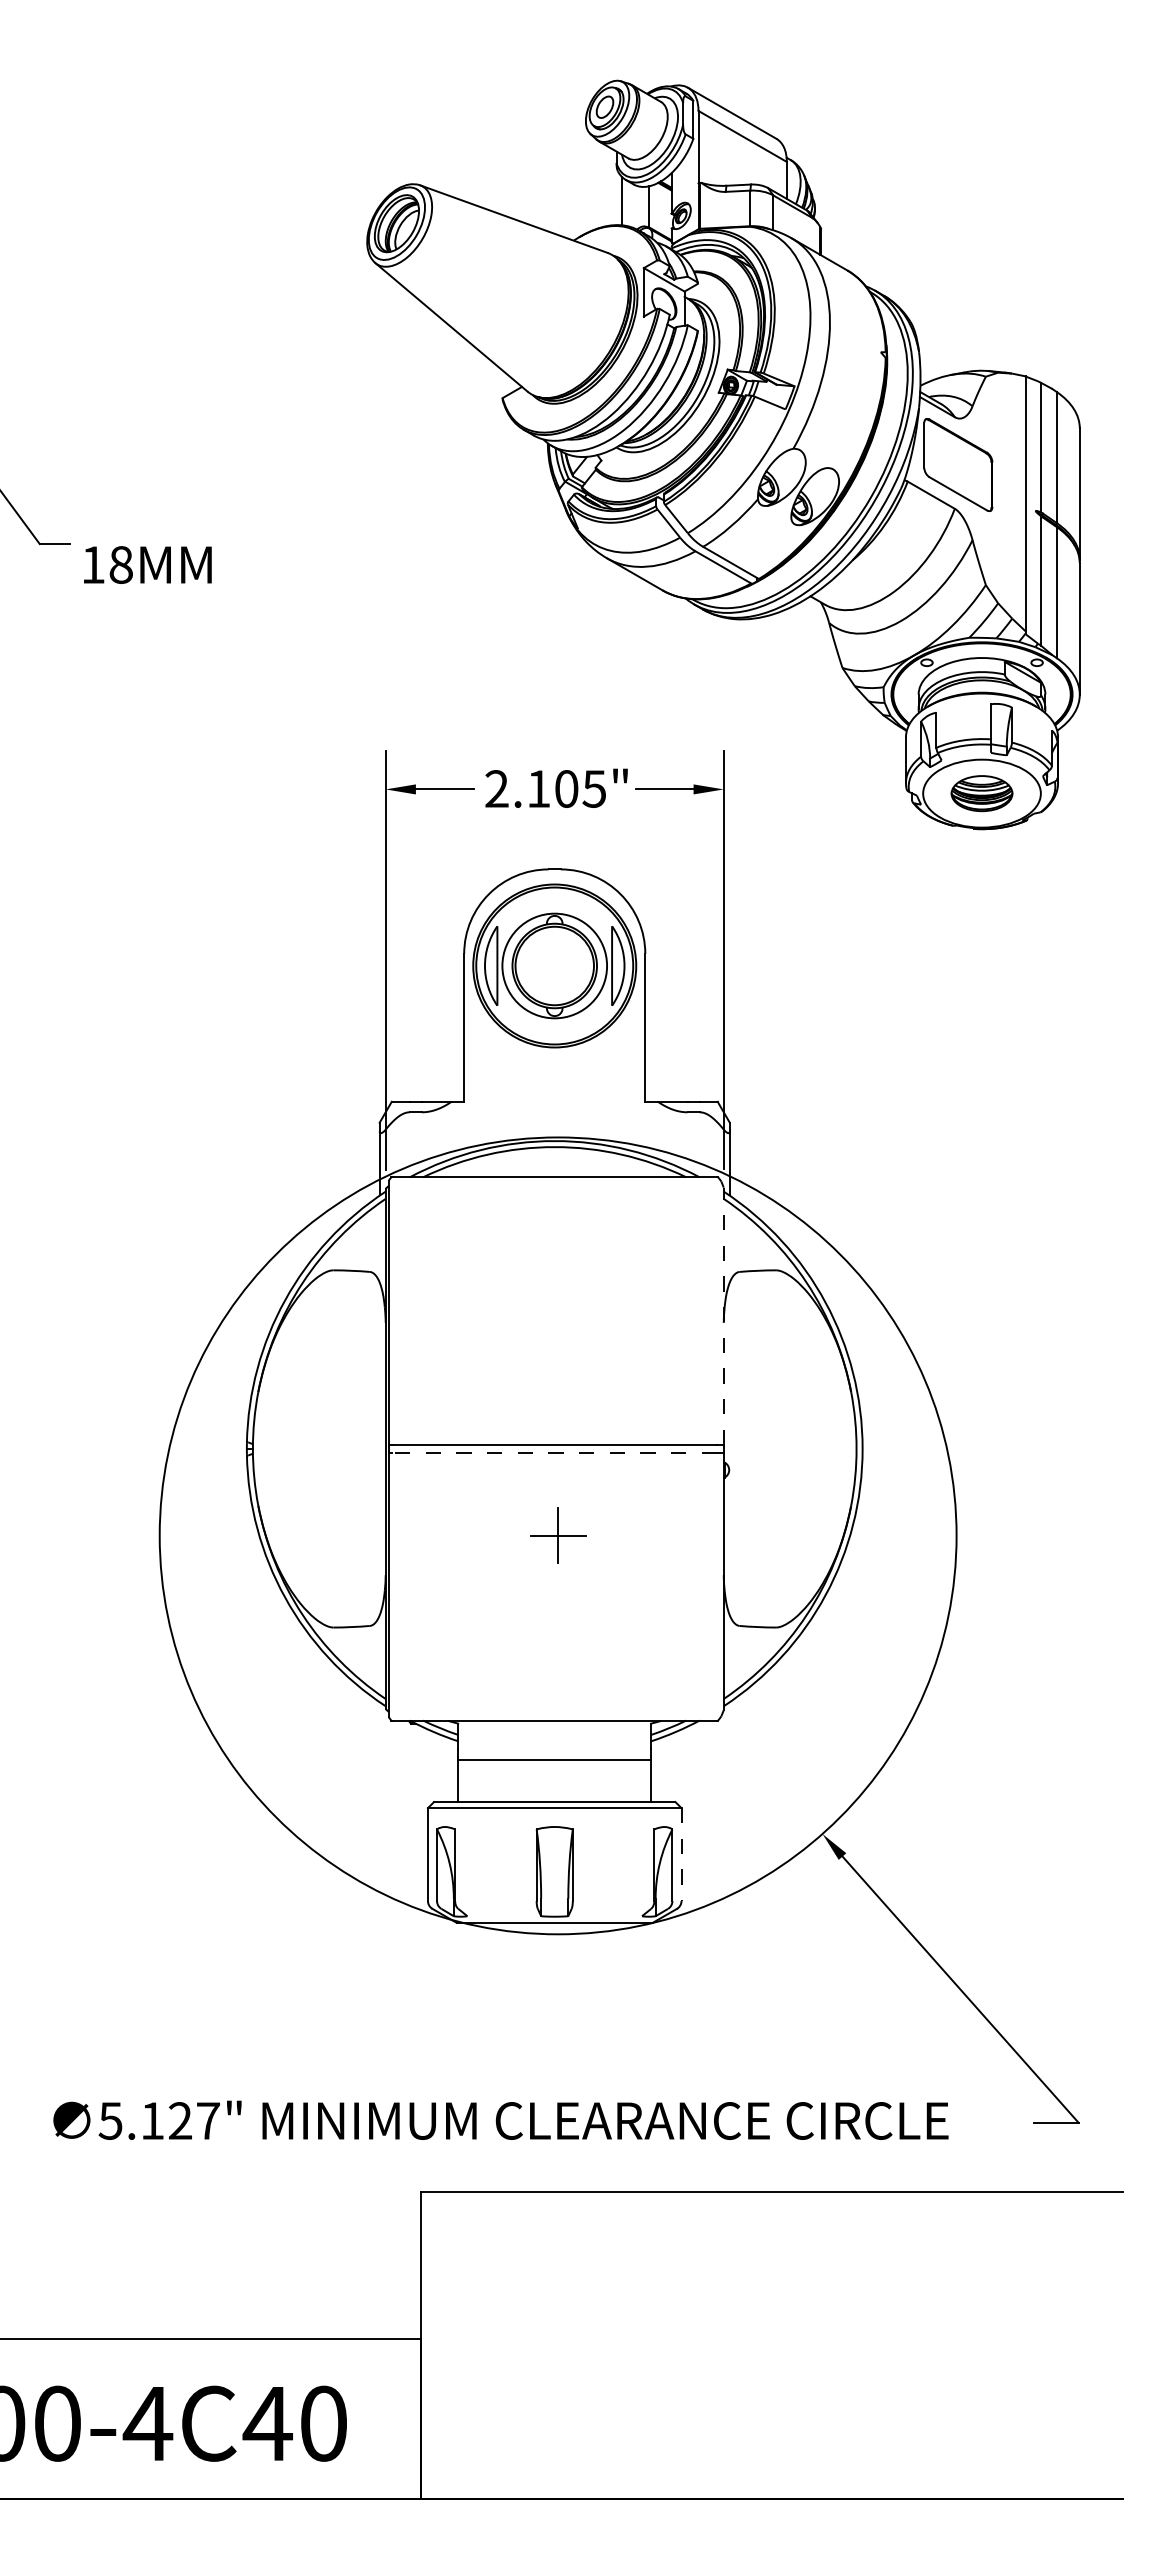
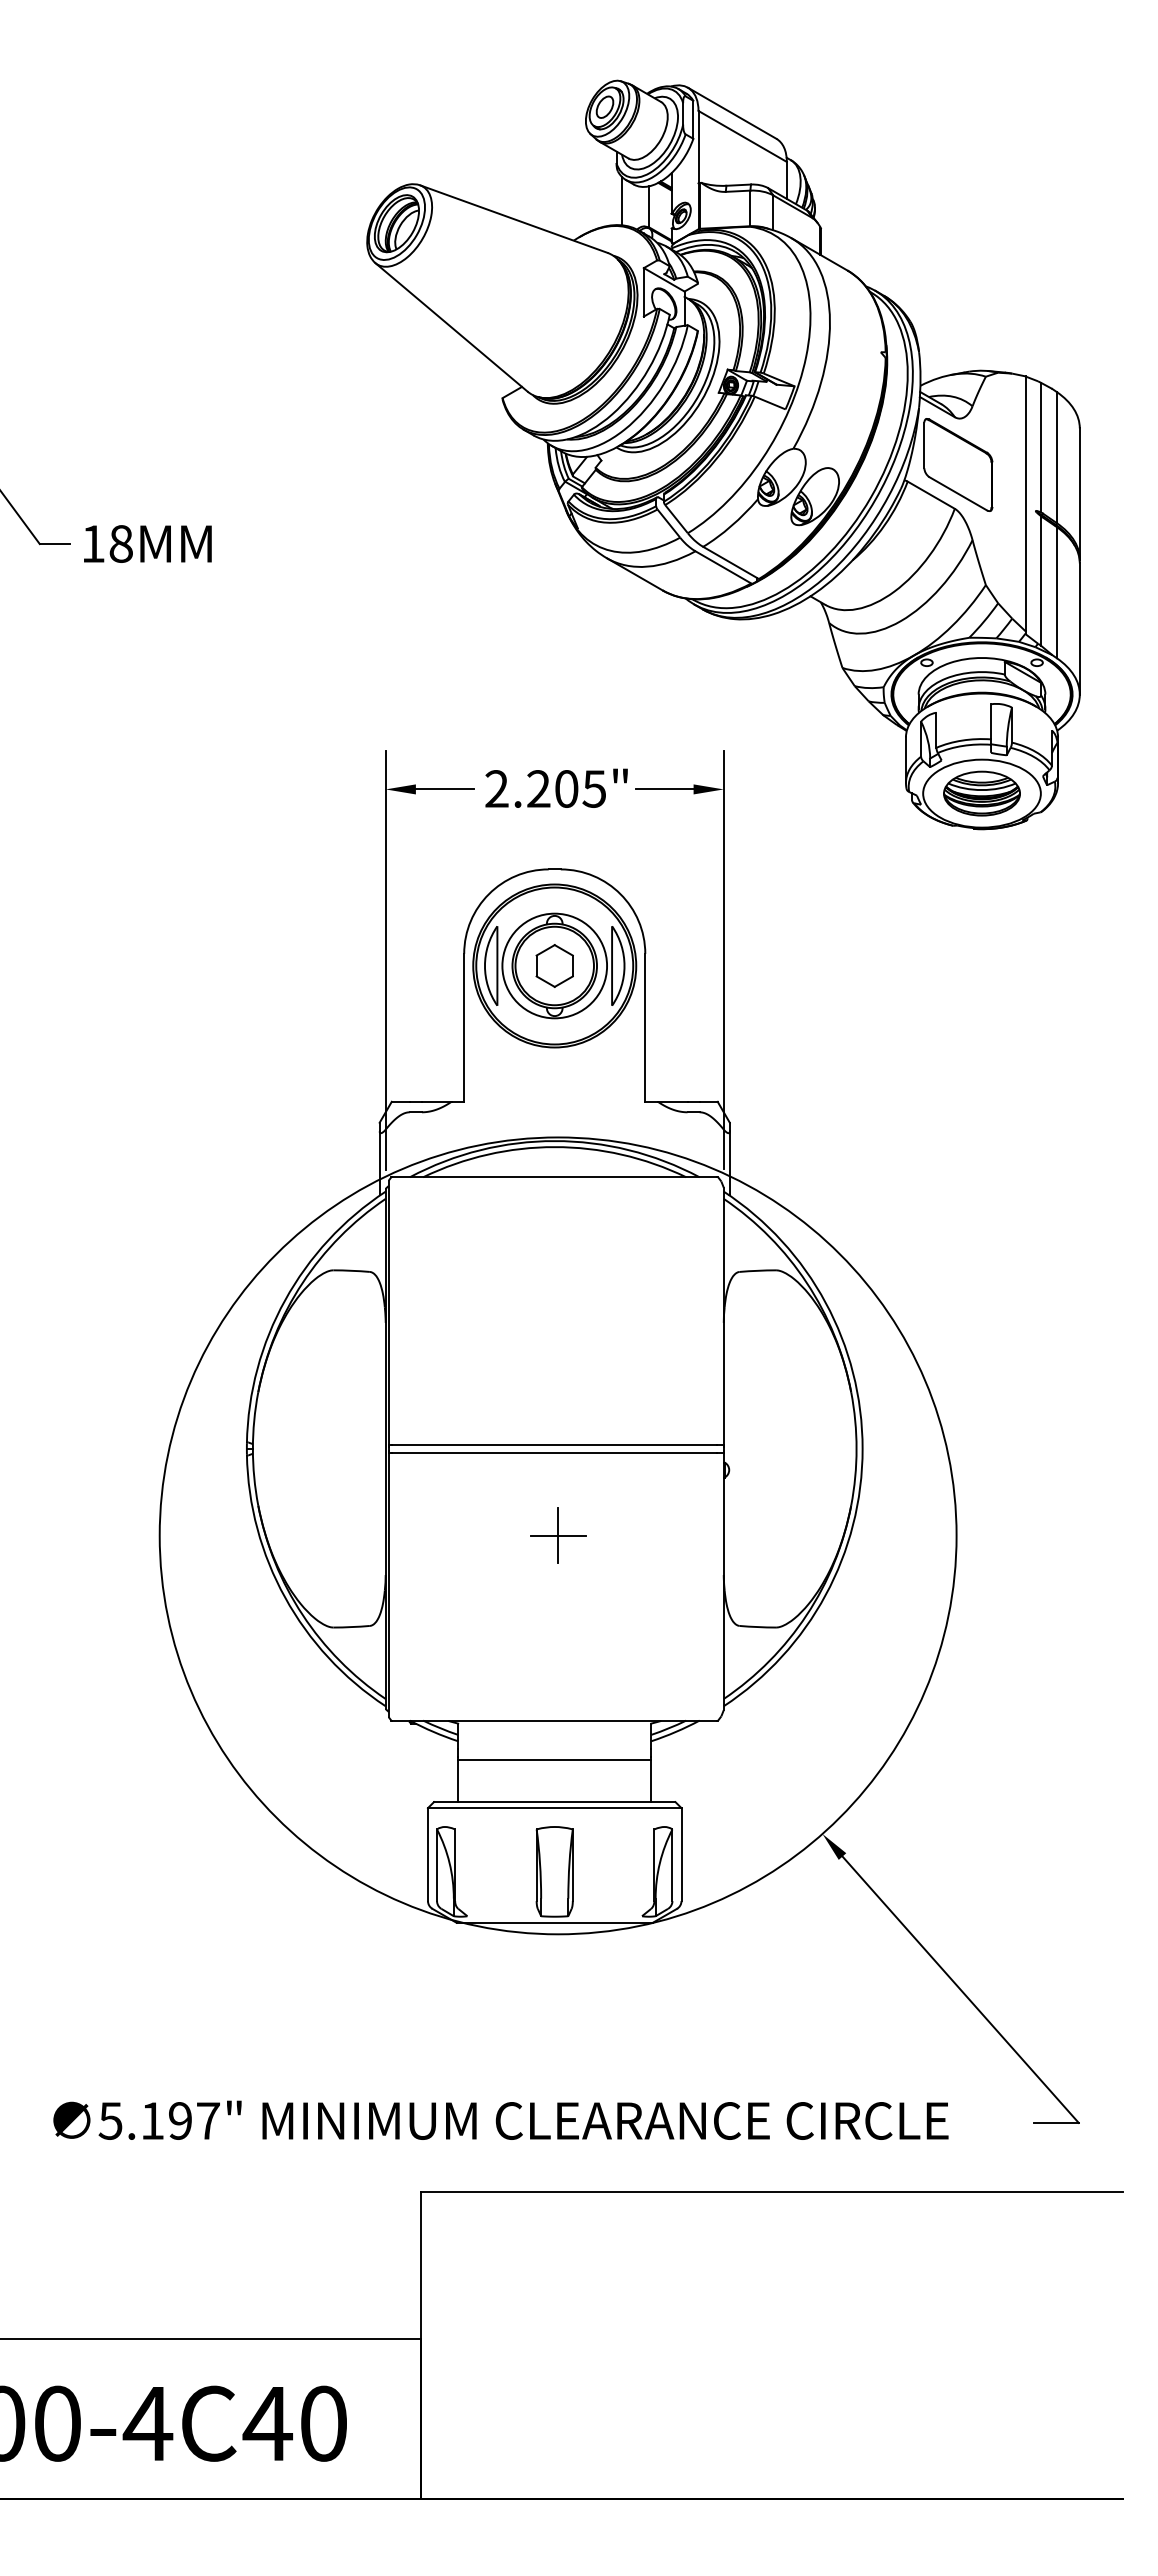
text position: (147, 564) -> (147, 543) (147, 543)
text: 2.105" -> 2.205" (538, 788)
part size: 64x38 px -> 78x47 px (981, 793)
part: none -> present (554, 965)
line: dashed -> solid (723, 1316)
line: dashed -> solid (554, 1452)
line: dashed -> solid (681, 1855)
text: 5.127" -> 5.197" (180, 2120)
